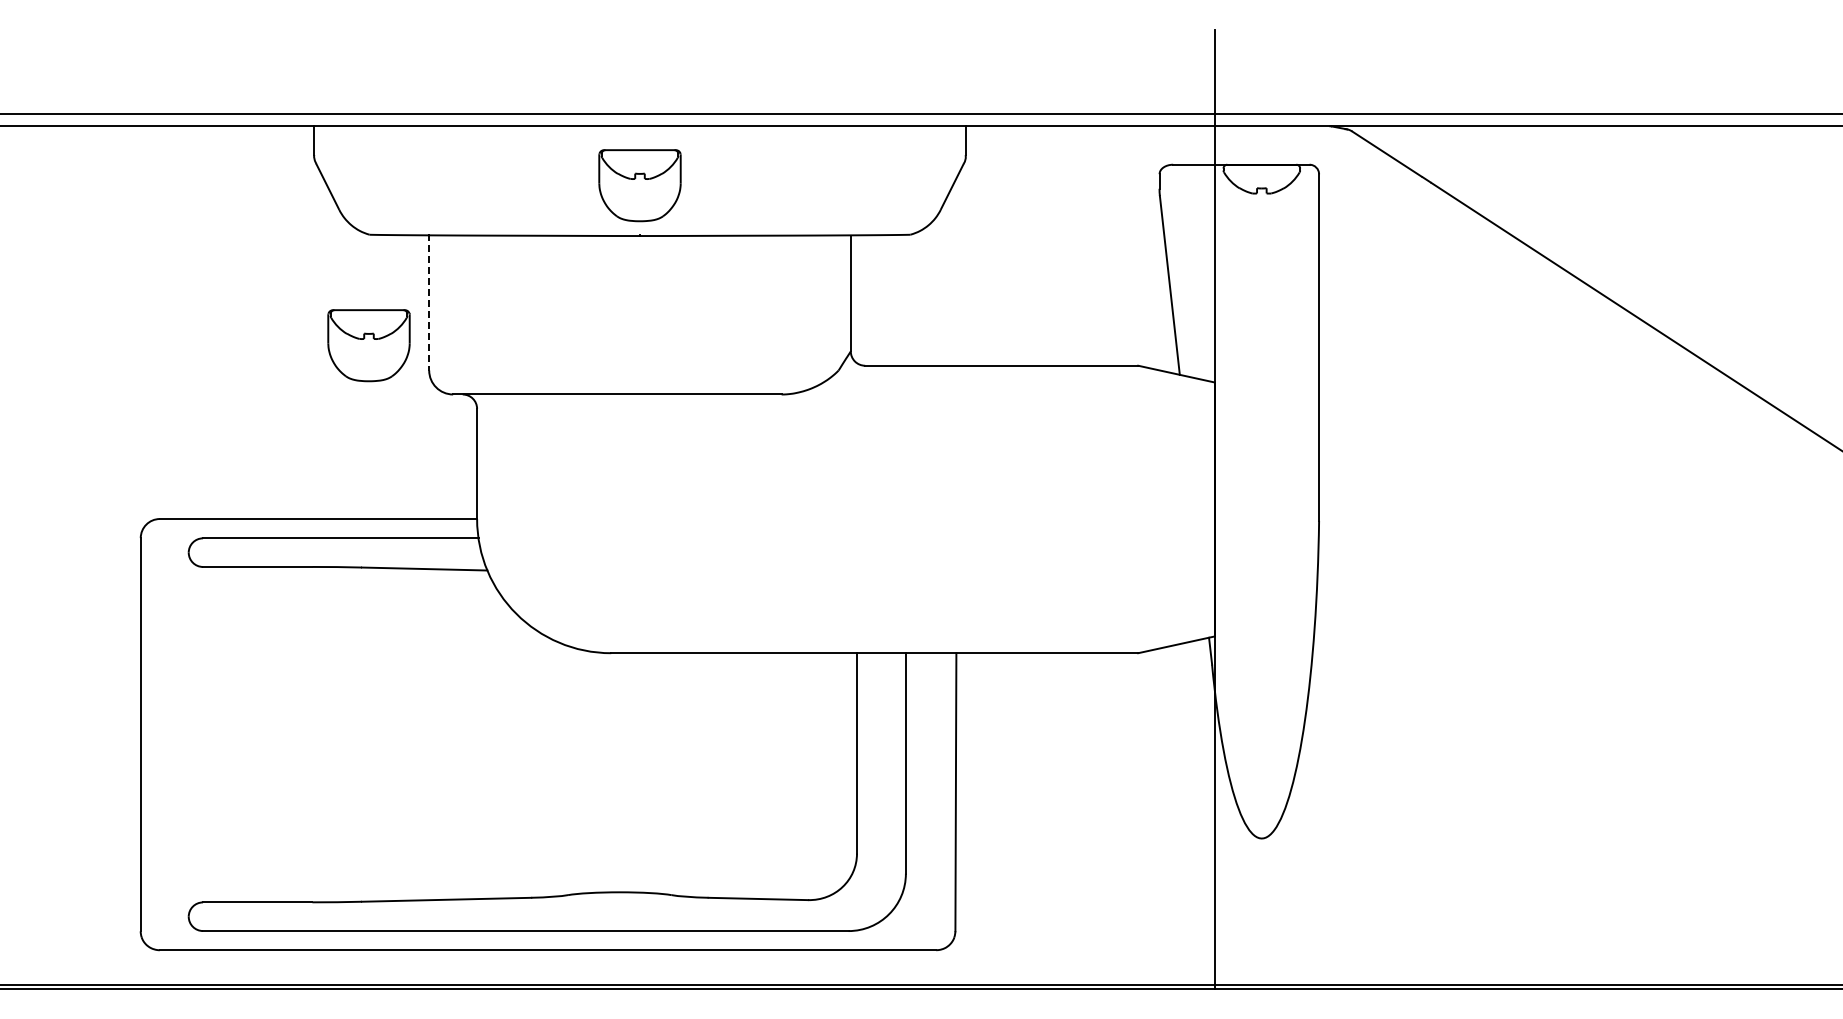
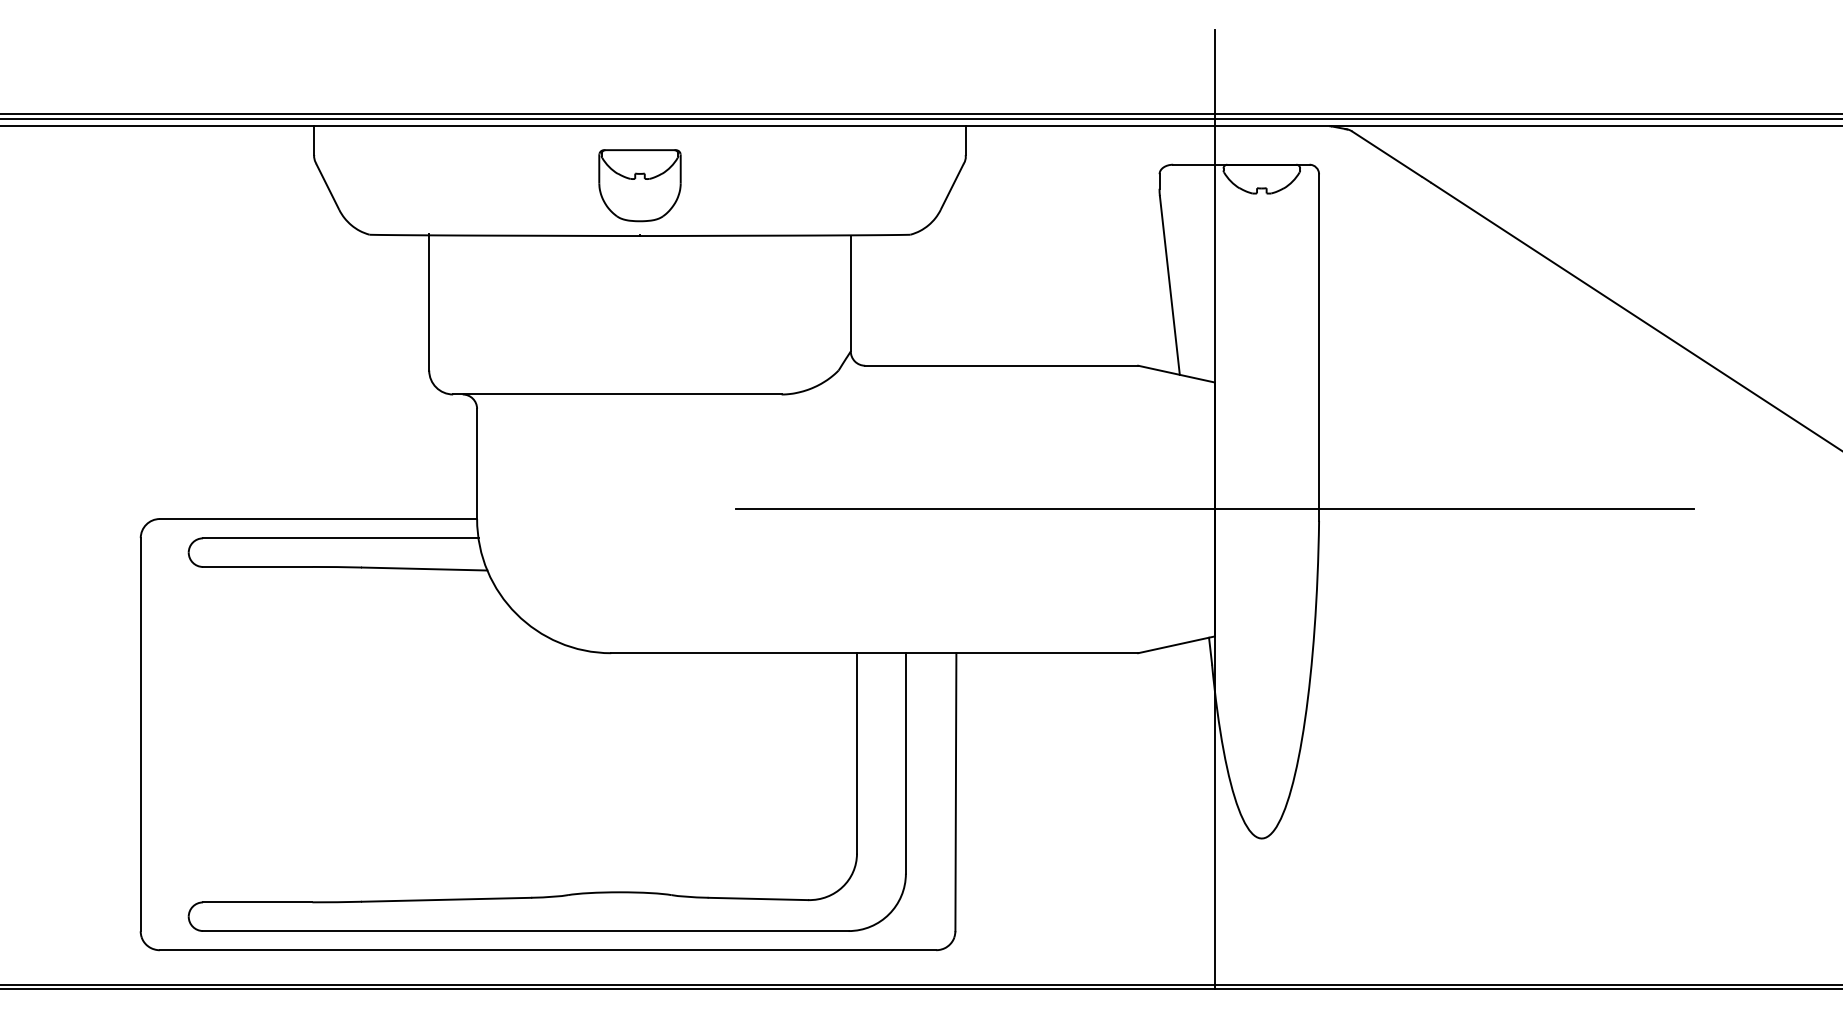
line: none -> present (920, 118)
line: dashed -> solid (429, 302)
part: present -> none (368, 345)
line: none -> present (1214, 509)
